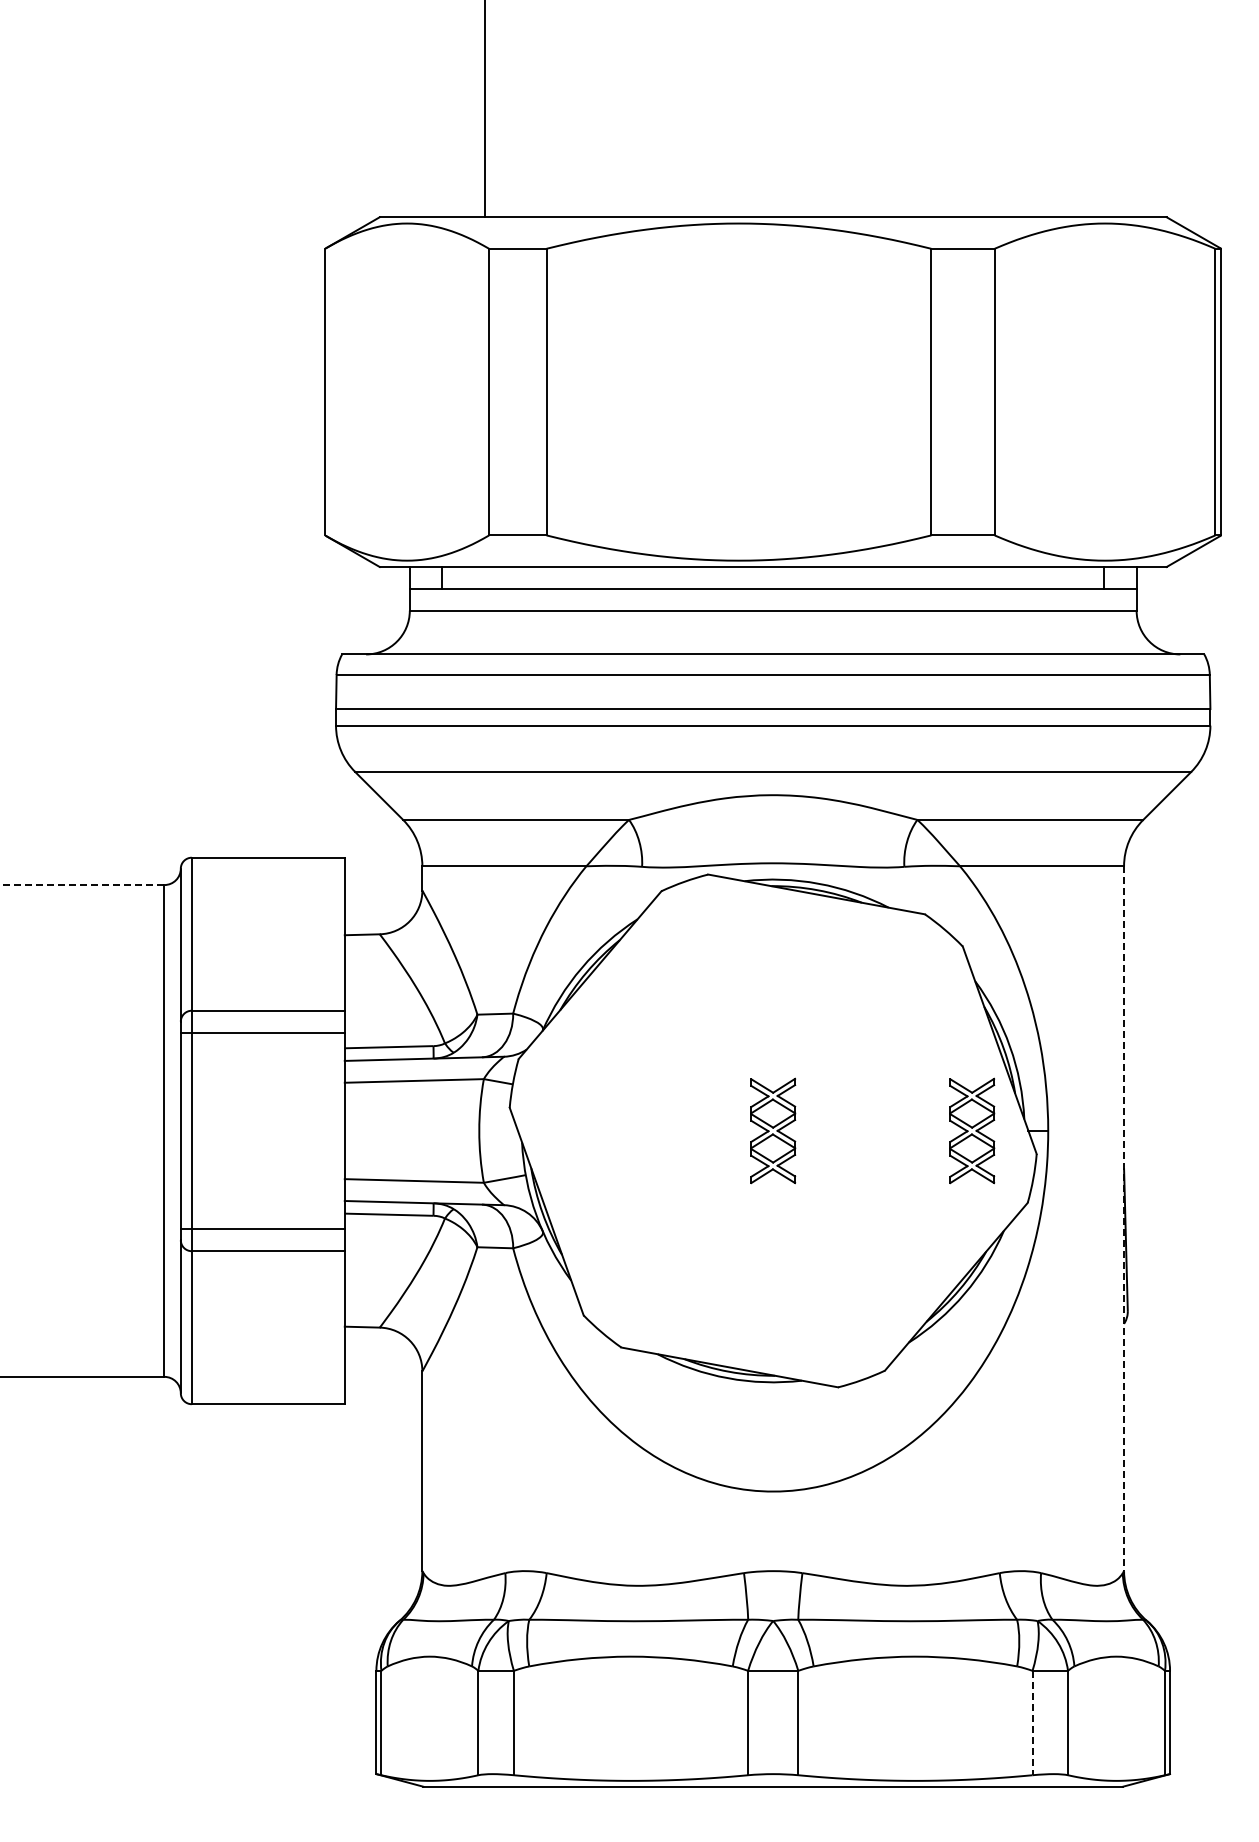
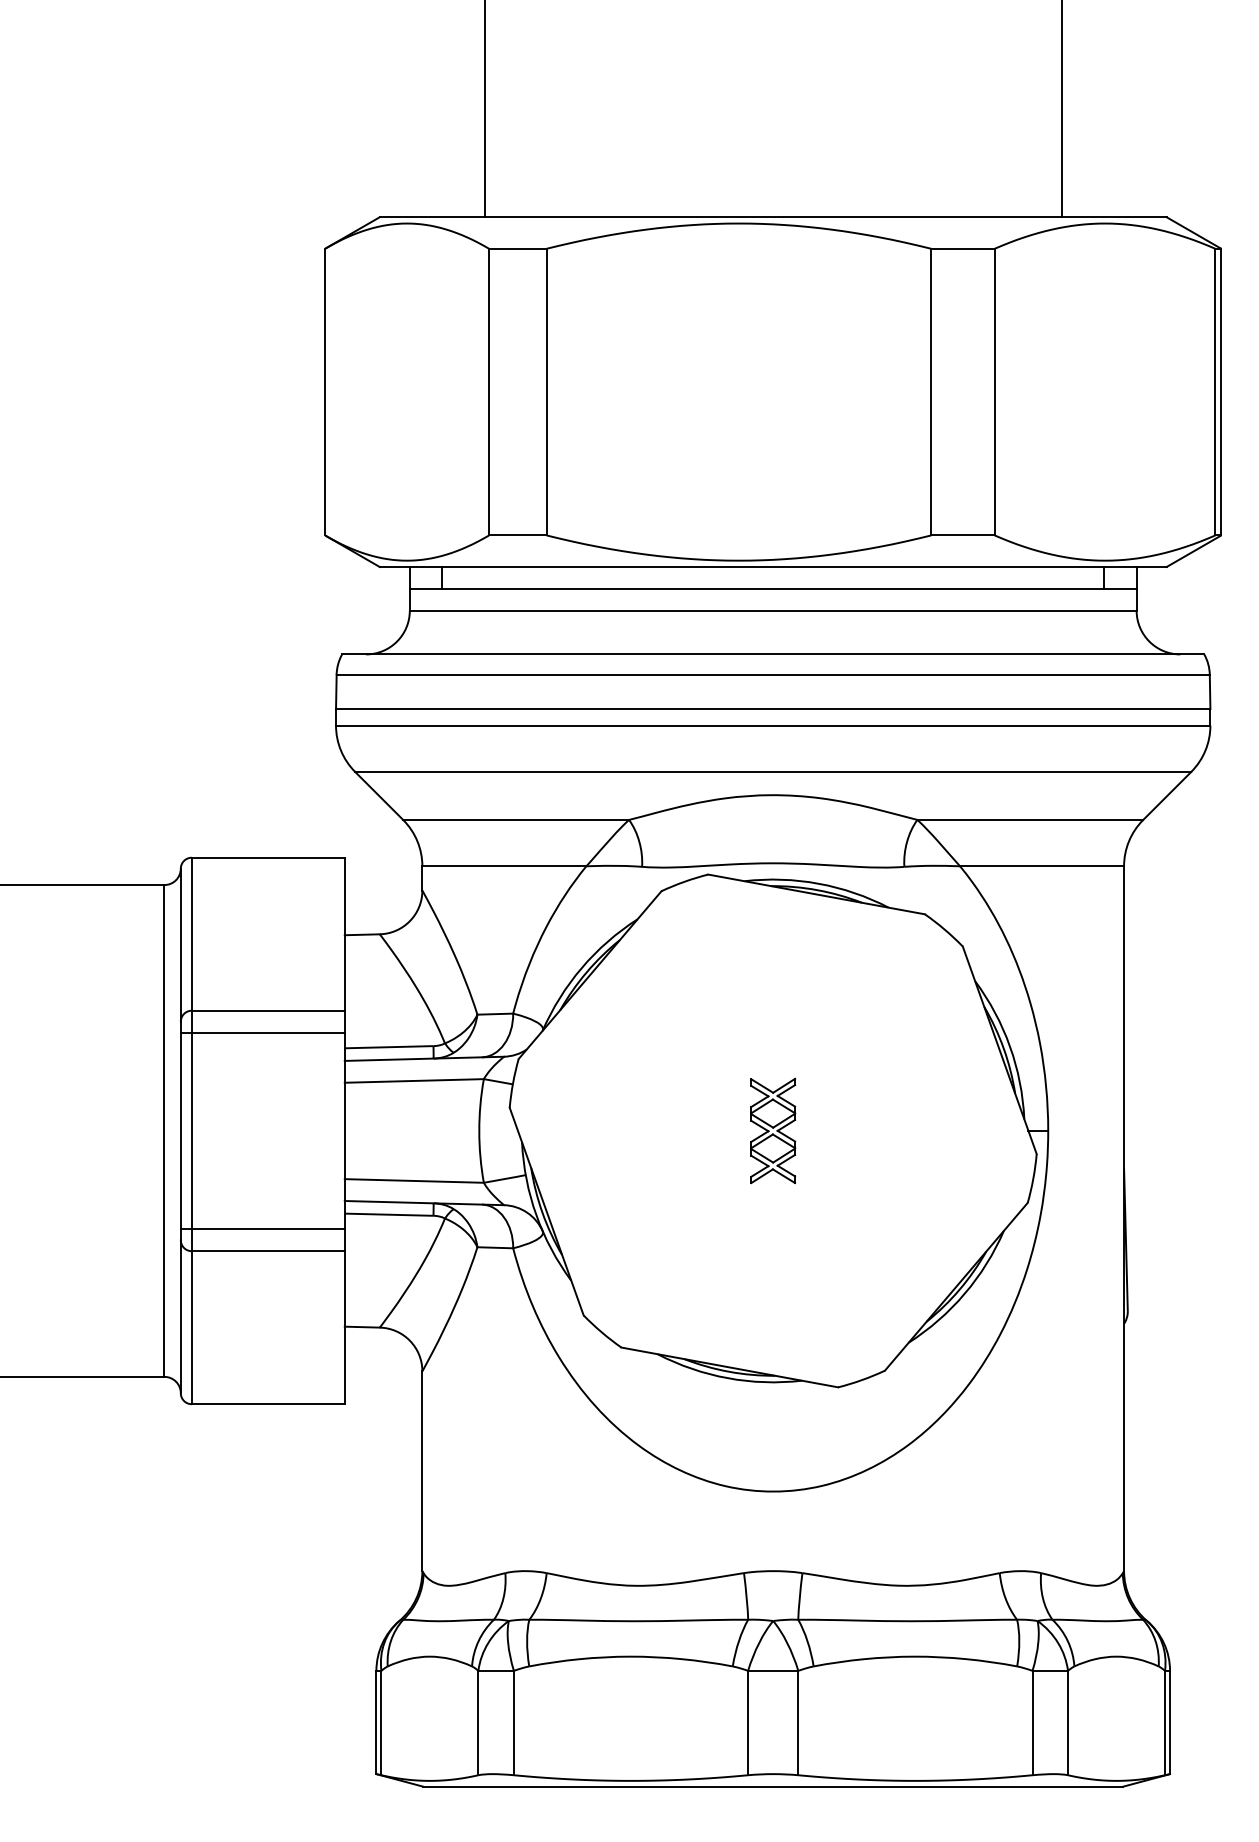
line: none -> present (1061, 109)
line: dashed -> solid (82, 885)
part: present -> none (972, 1130)
line: dashed -> solid (1124, 1219)
line: dashed -> solid (1032, 1723)
